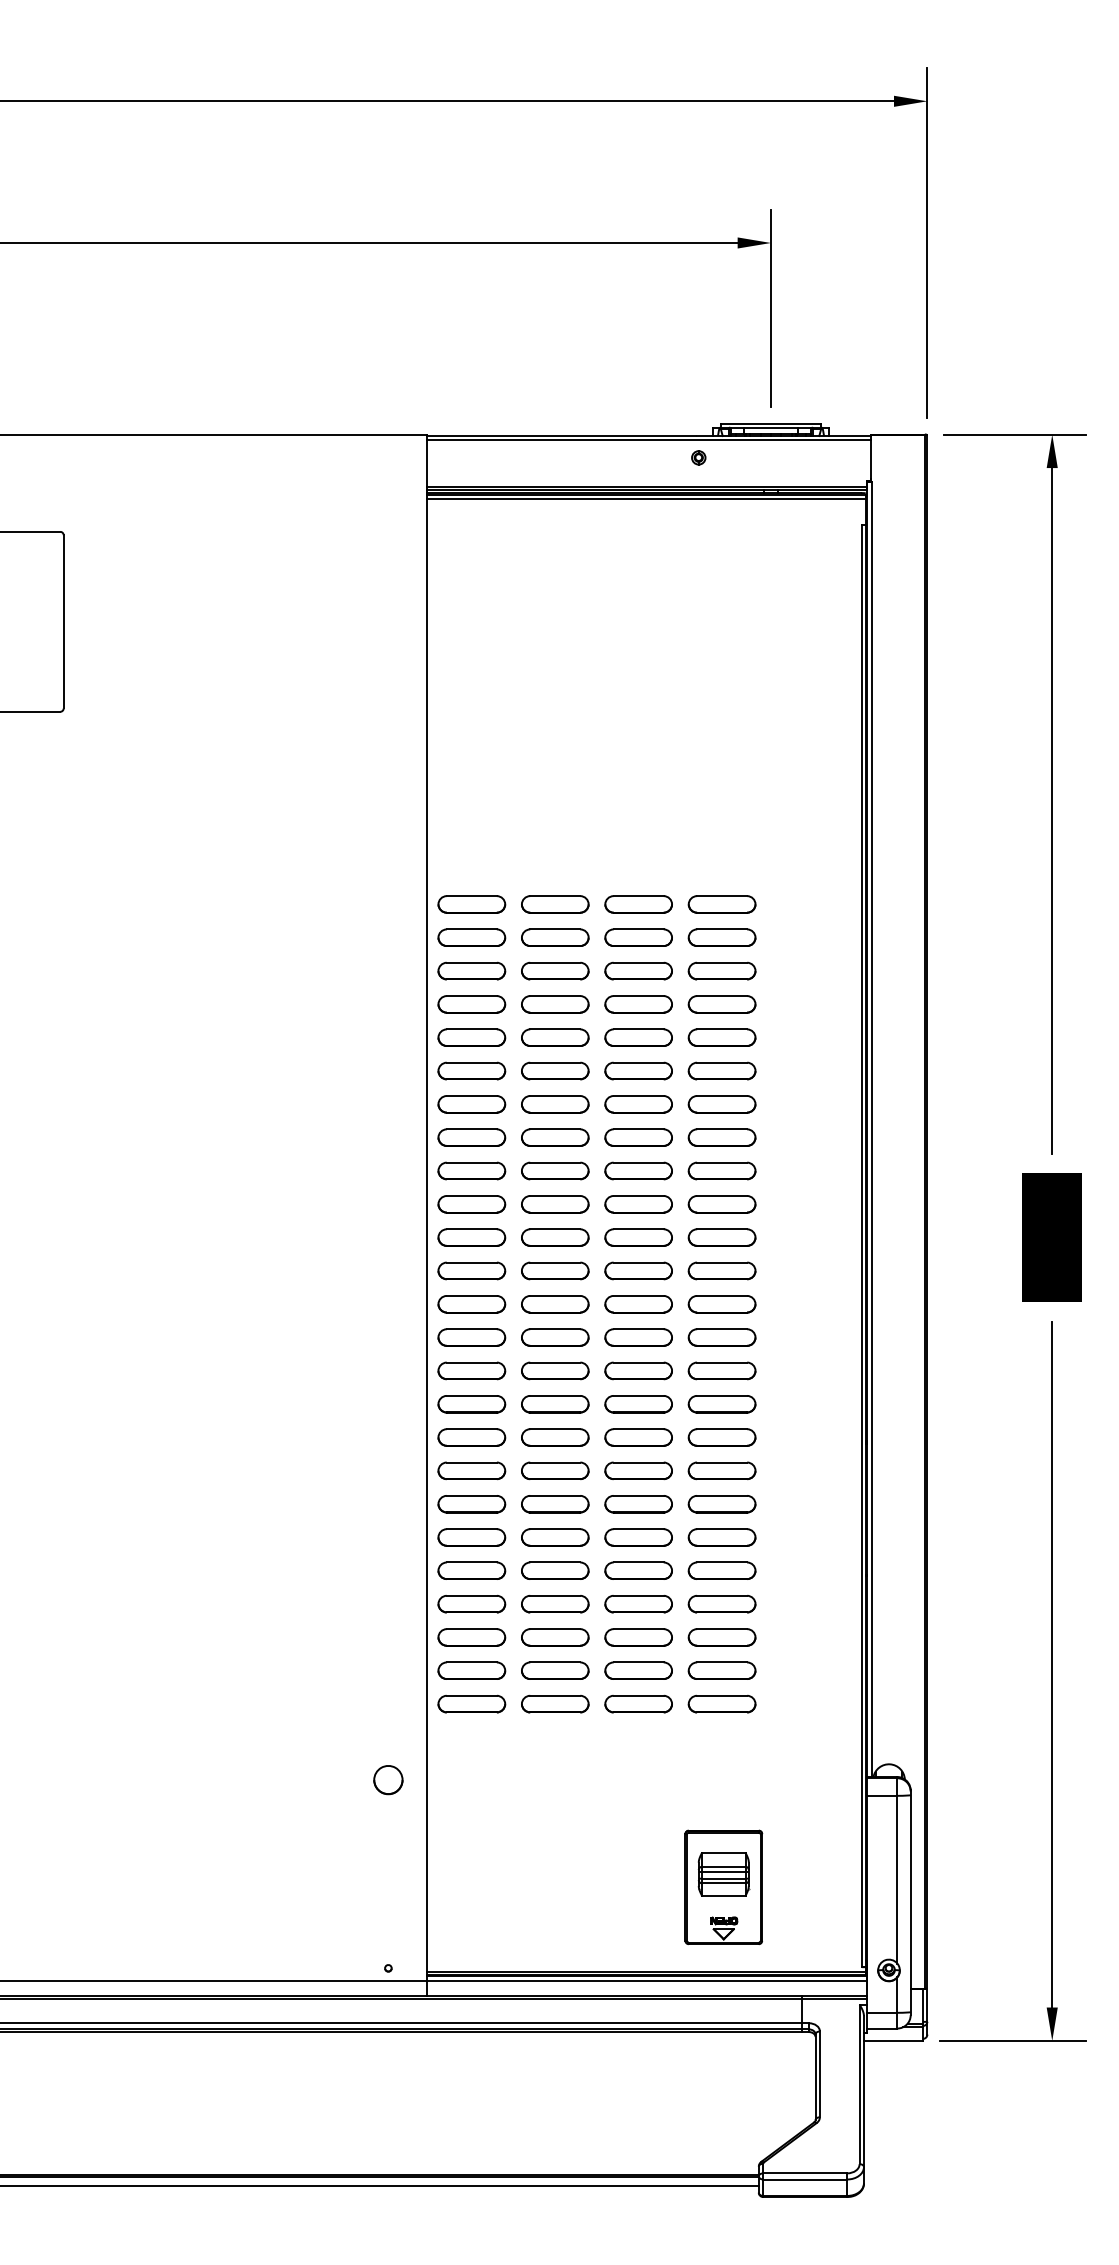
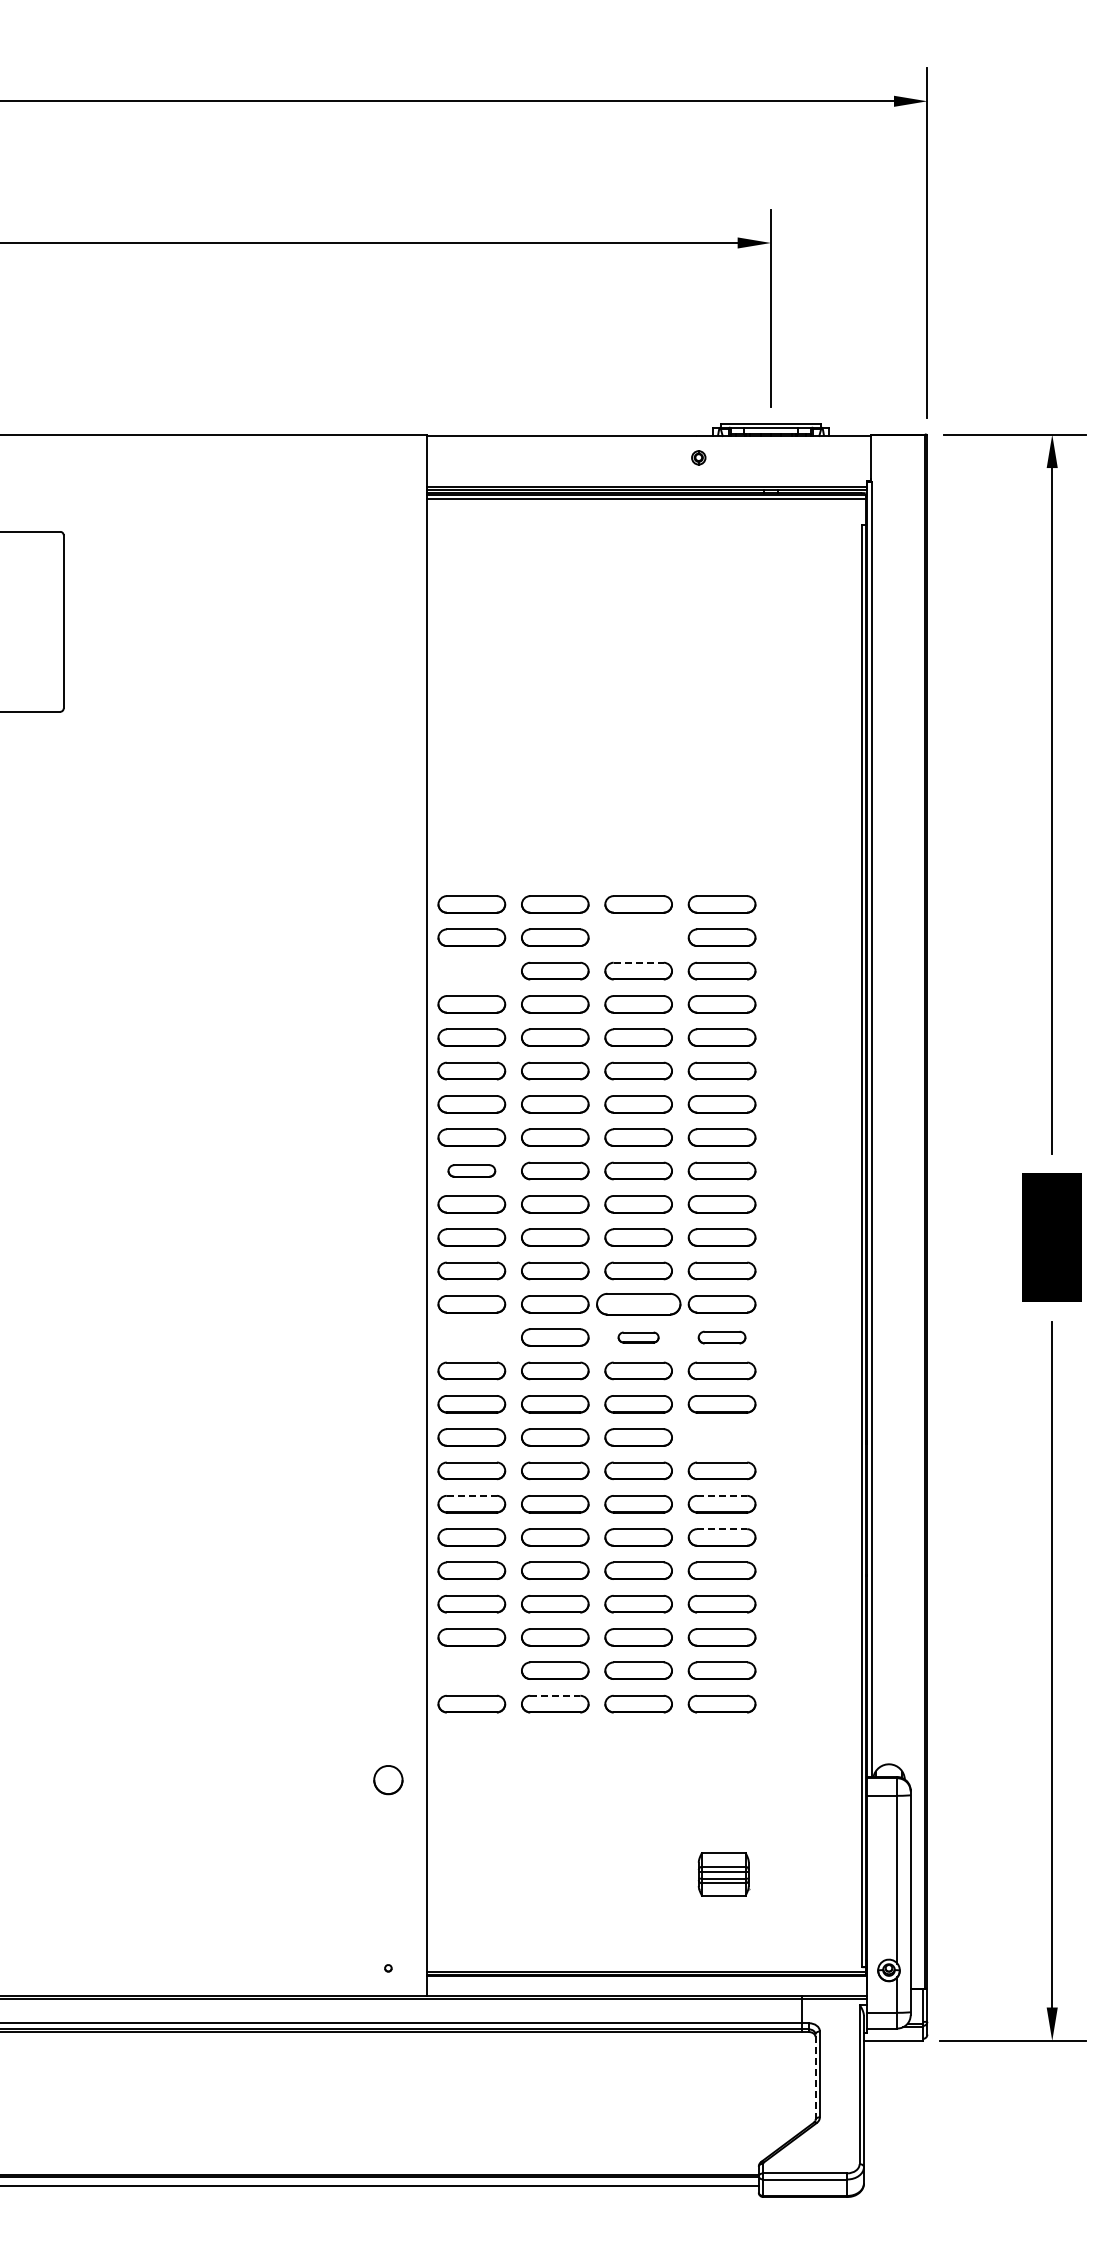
line: present -> none (648, 439)
part: present -> none (638, 937)
line: solid -> dashed (639, 962)
part: present -> none (471, 970)
part size: 70x20 px -> 50x14 px (471, 1170)
part size: 69x19 px -> 86x24 px (638, 1303)
part: present -> none (471, 1337)
part size: 69x19 px -> 43x13 px (638, 1337)
part size: 70x19 px -> 50x15 px (721, 1337)
part: present -> none (721, 1437)
line: solid -> dashed (472, 1495)
line: solid -> dashed (722, 1495)
line: solid -> dashed (722, 1529)
part: present -> none (471, 1670)
line: solid -> dashed (555, 1695)
part: present -> none (723, 1886)
line: present -> none (434, 1980)
line: solid -> dashed (815, 2077)
